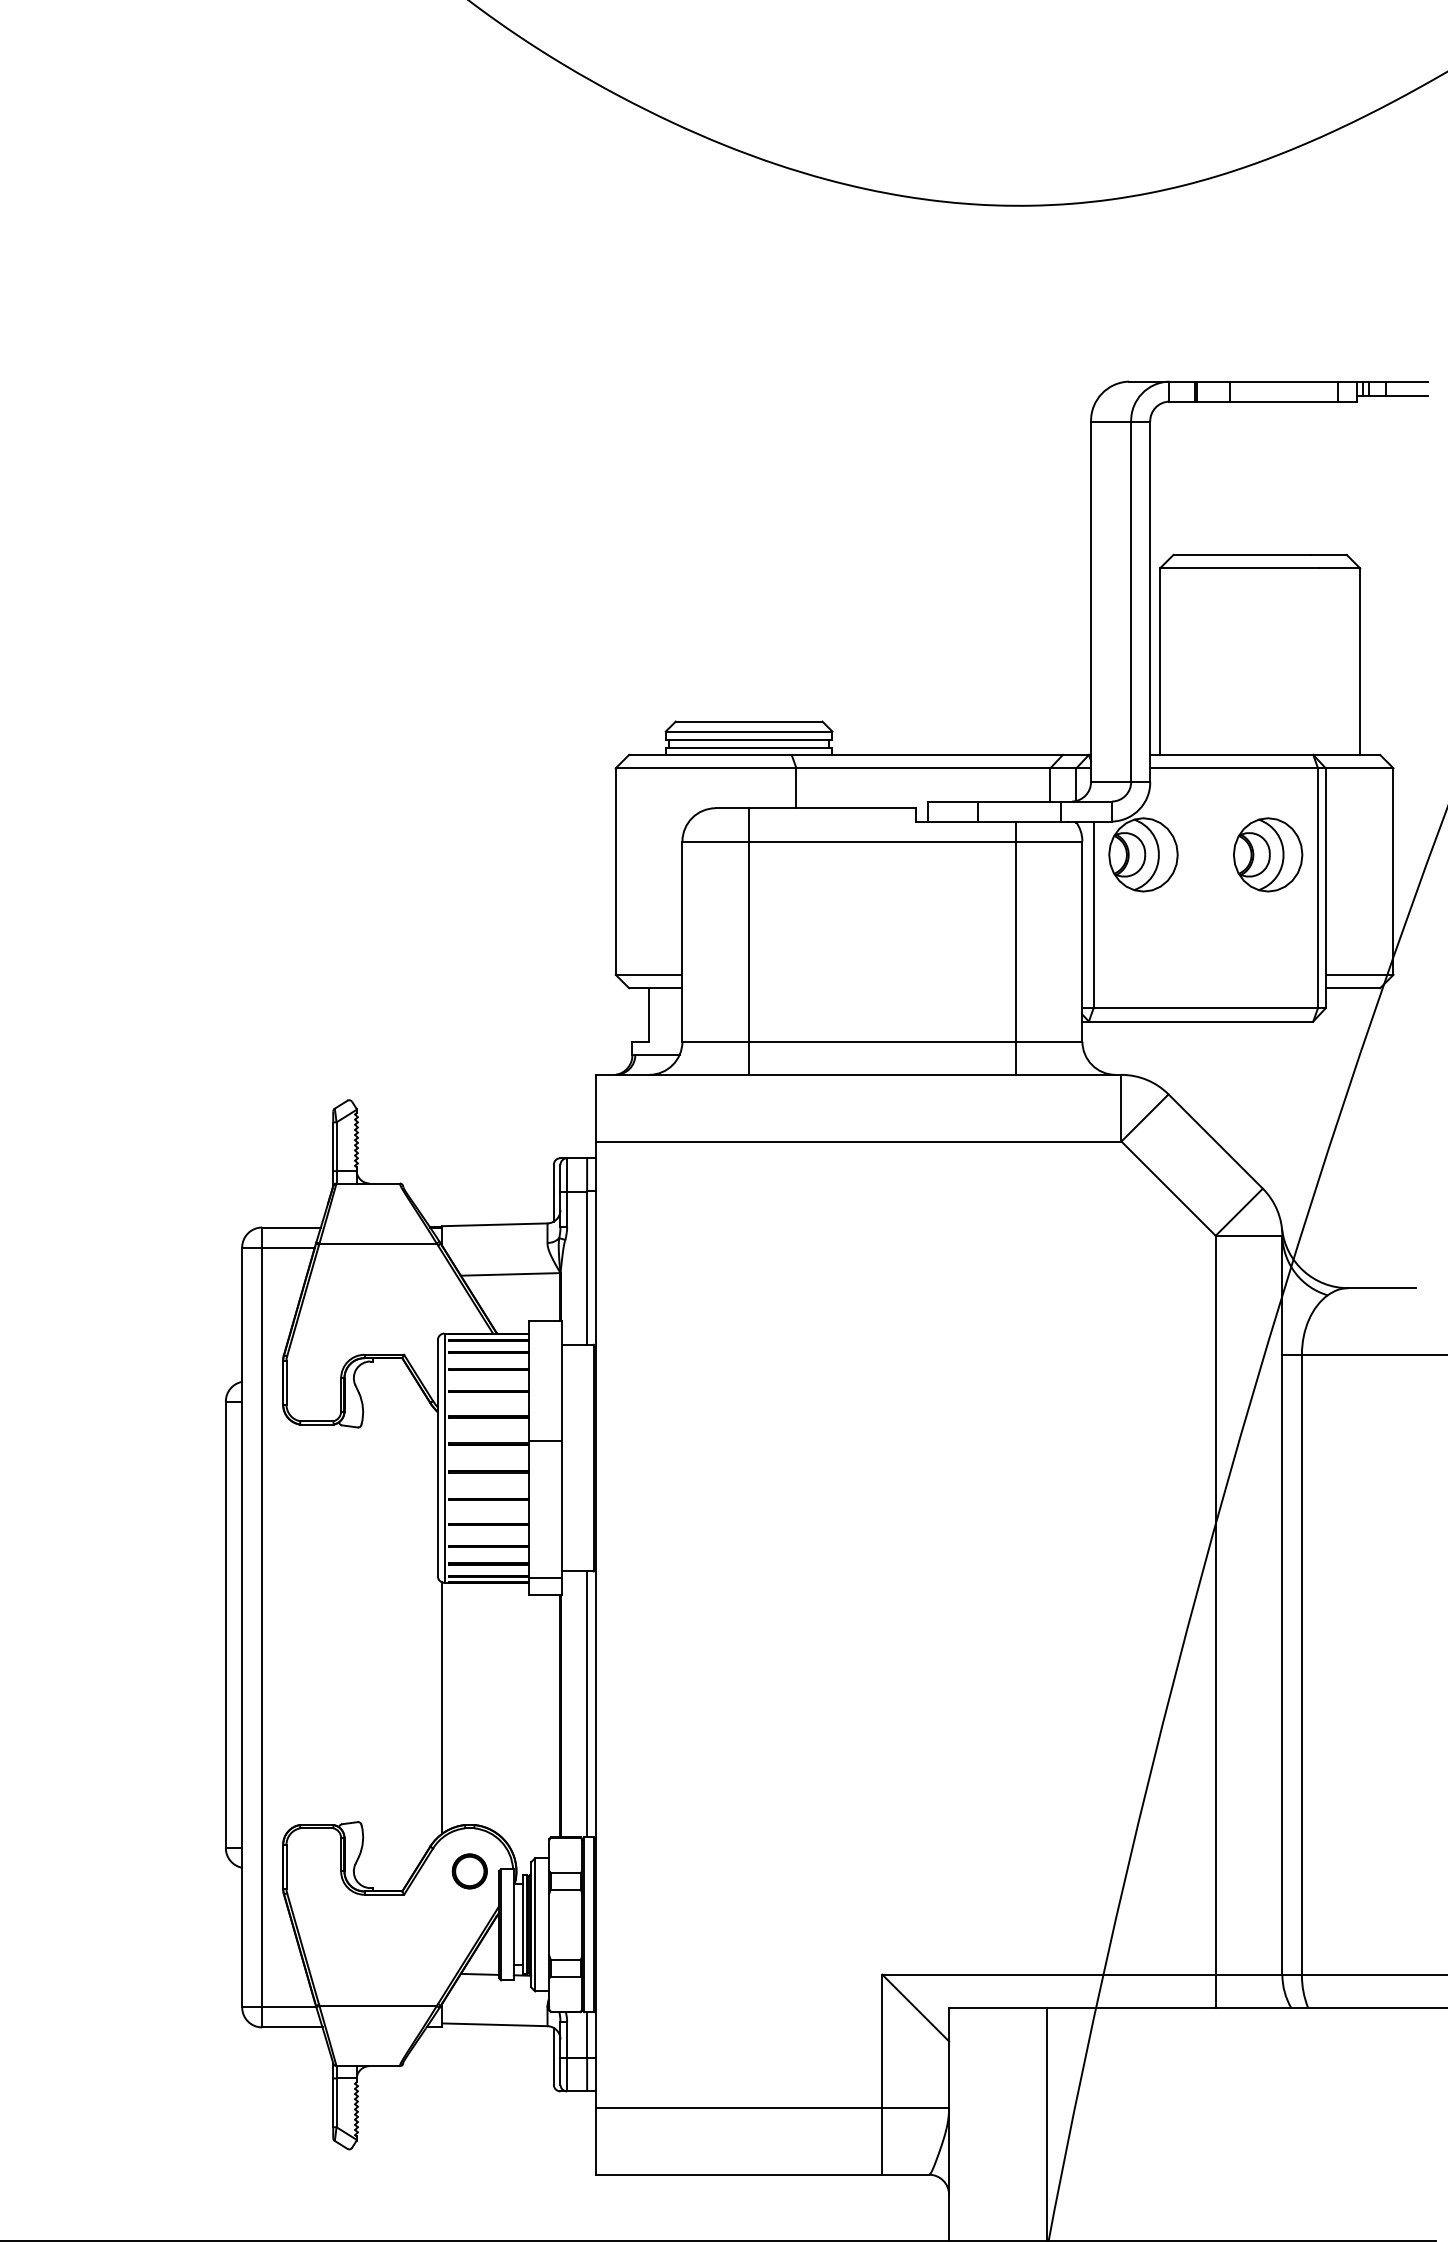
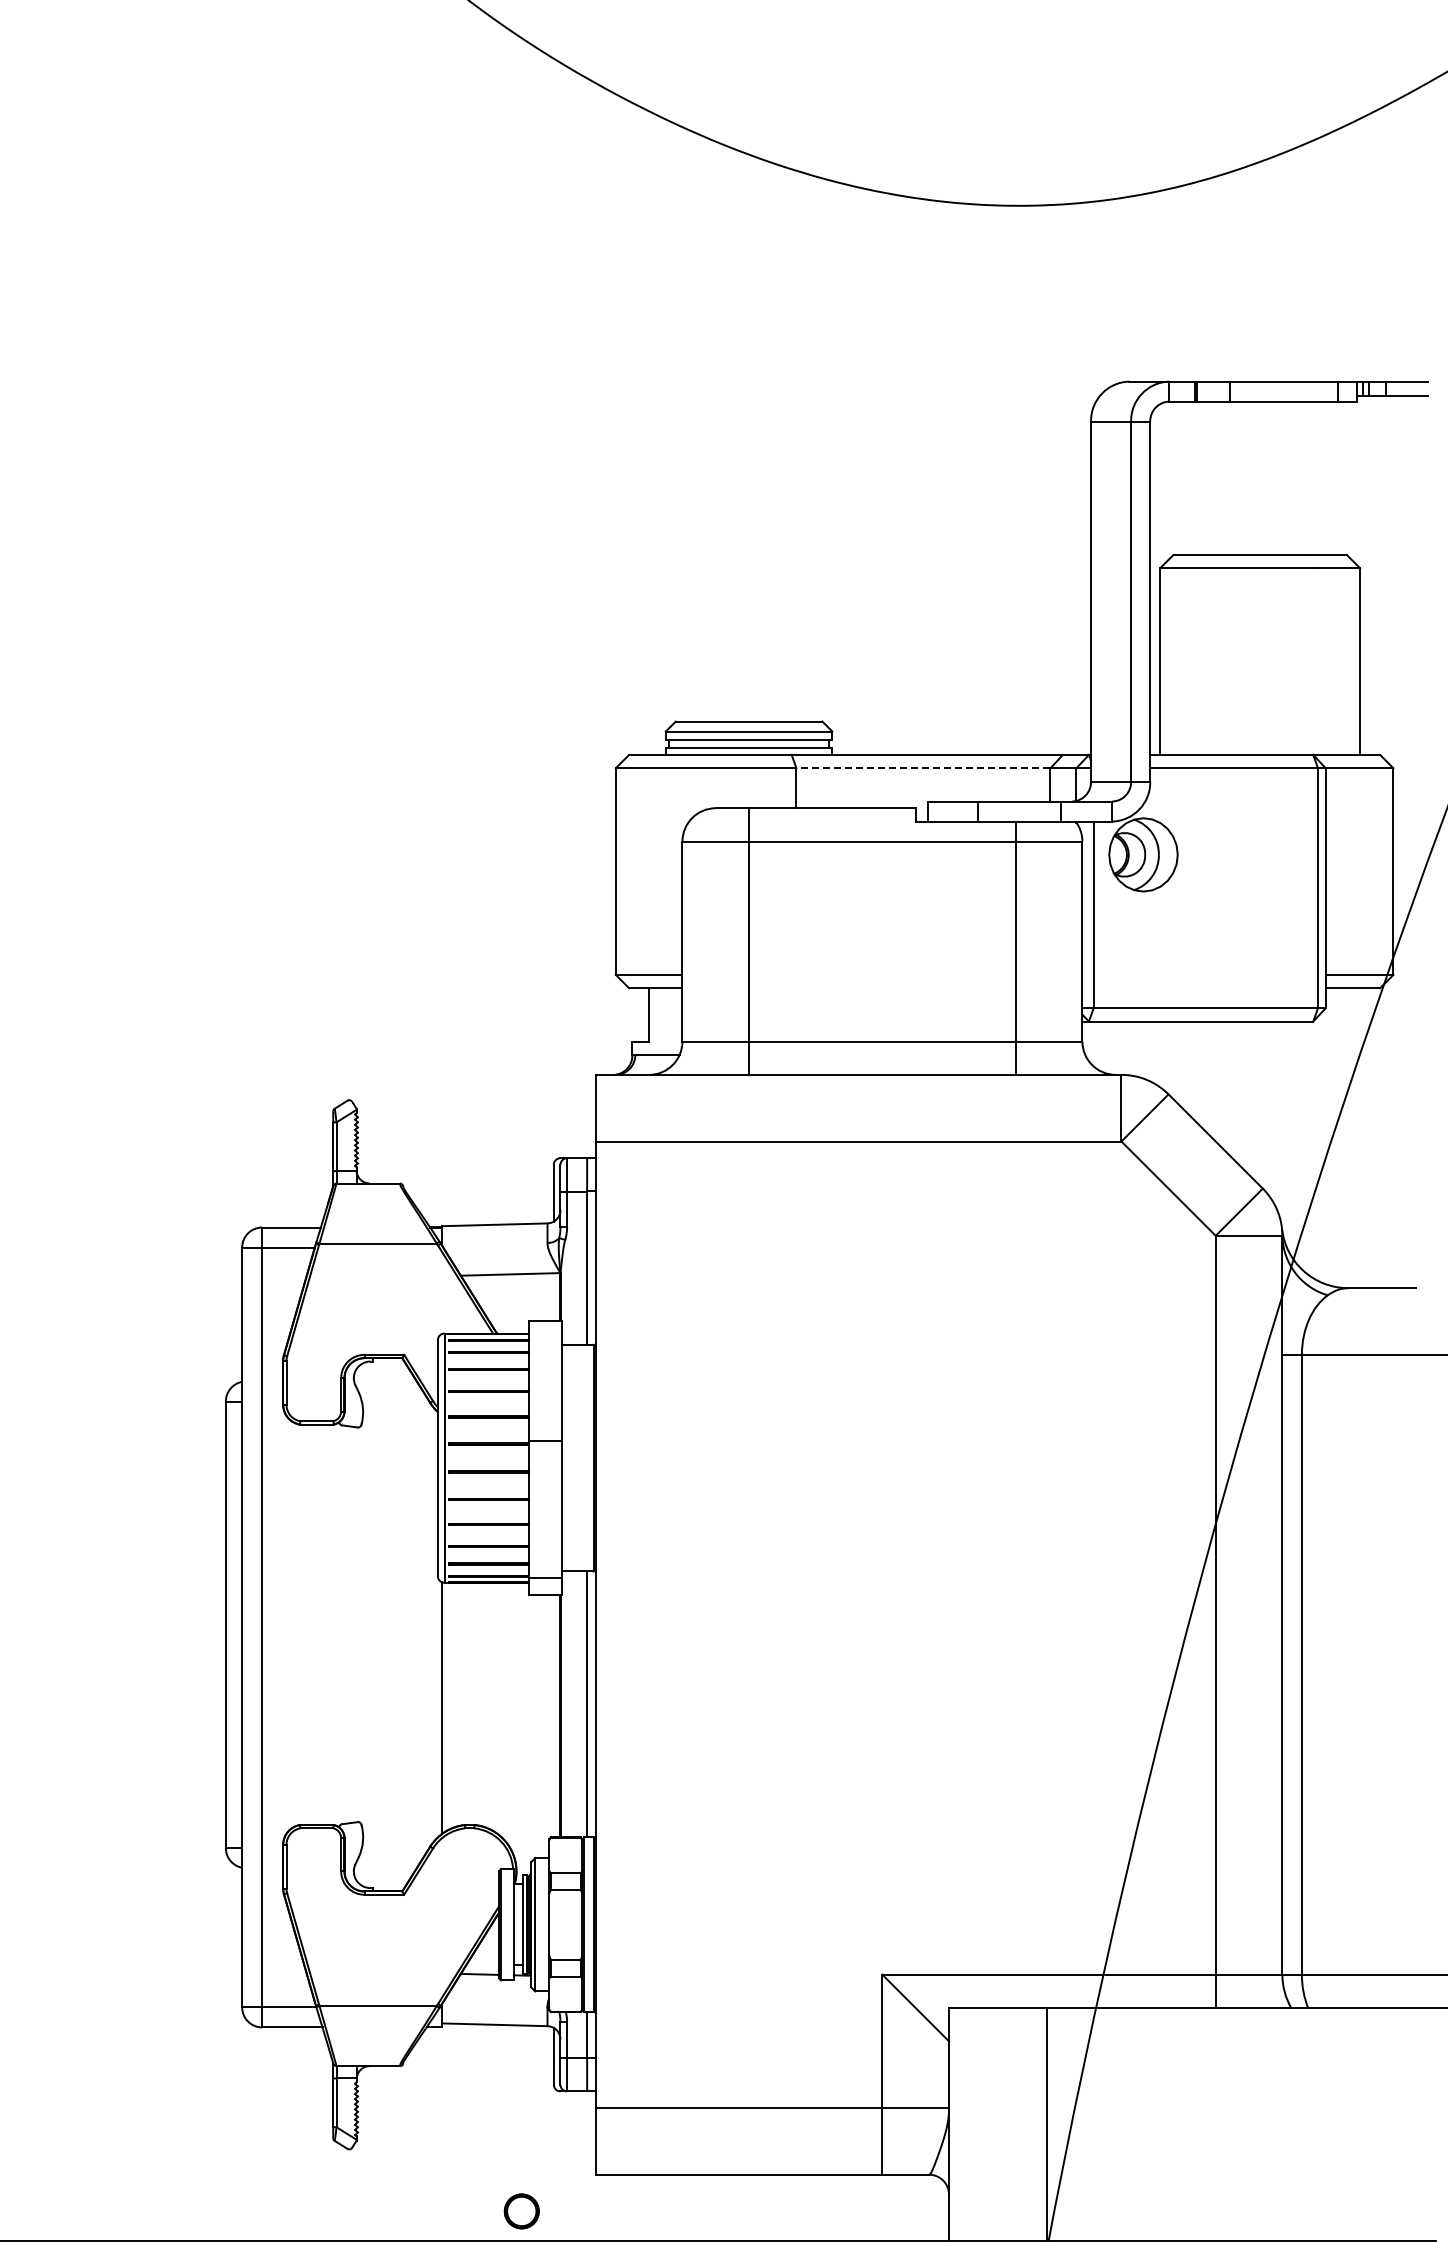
line: solid -> dashed (922, 768)
part: present -> none (1268, 854)
part position: (469, 1871) -> (521, 2211) (521, 2211)
